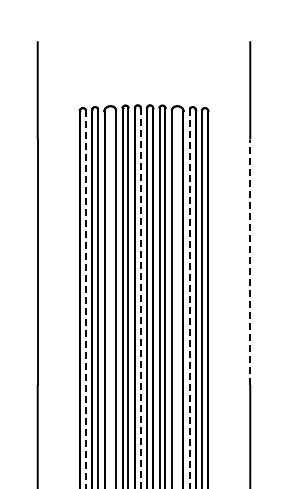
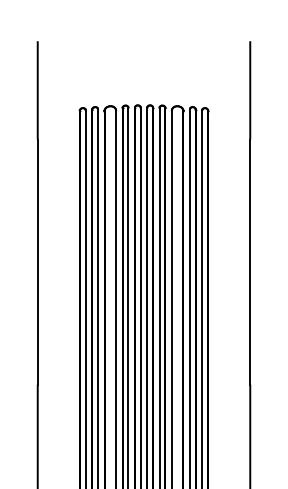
line: dashed -> solid (250, 262)
line: dashed -> solid (140, 298)
line: dashed -> solid (85, 299)
line: dashed -> solid (190, 299)
